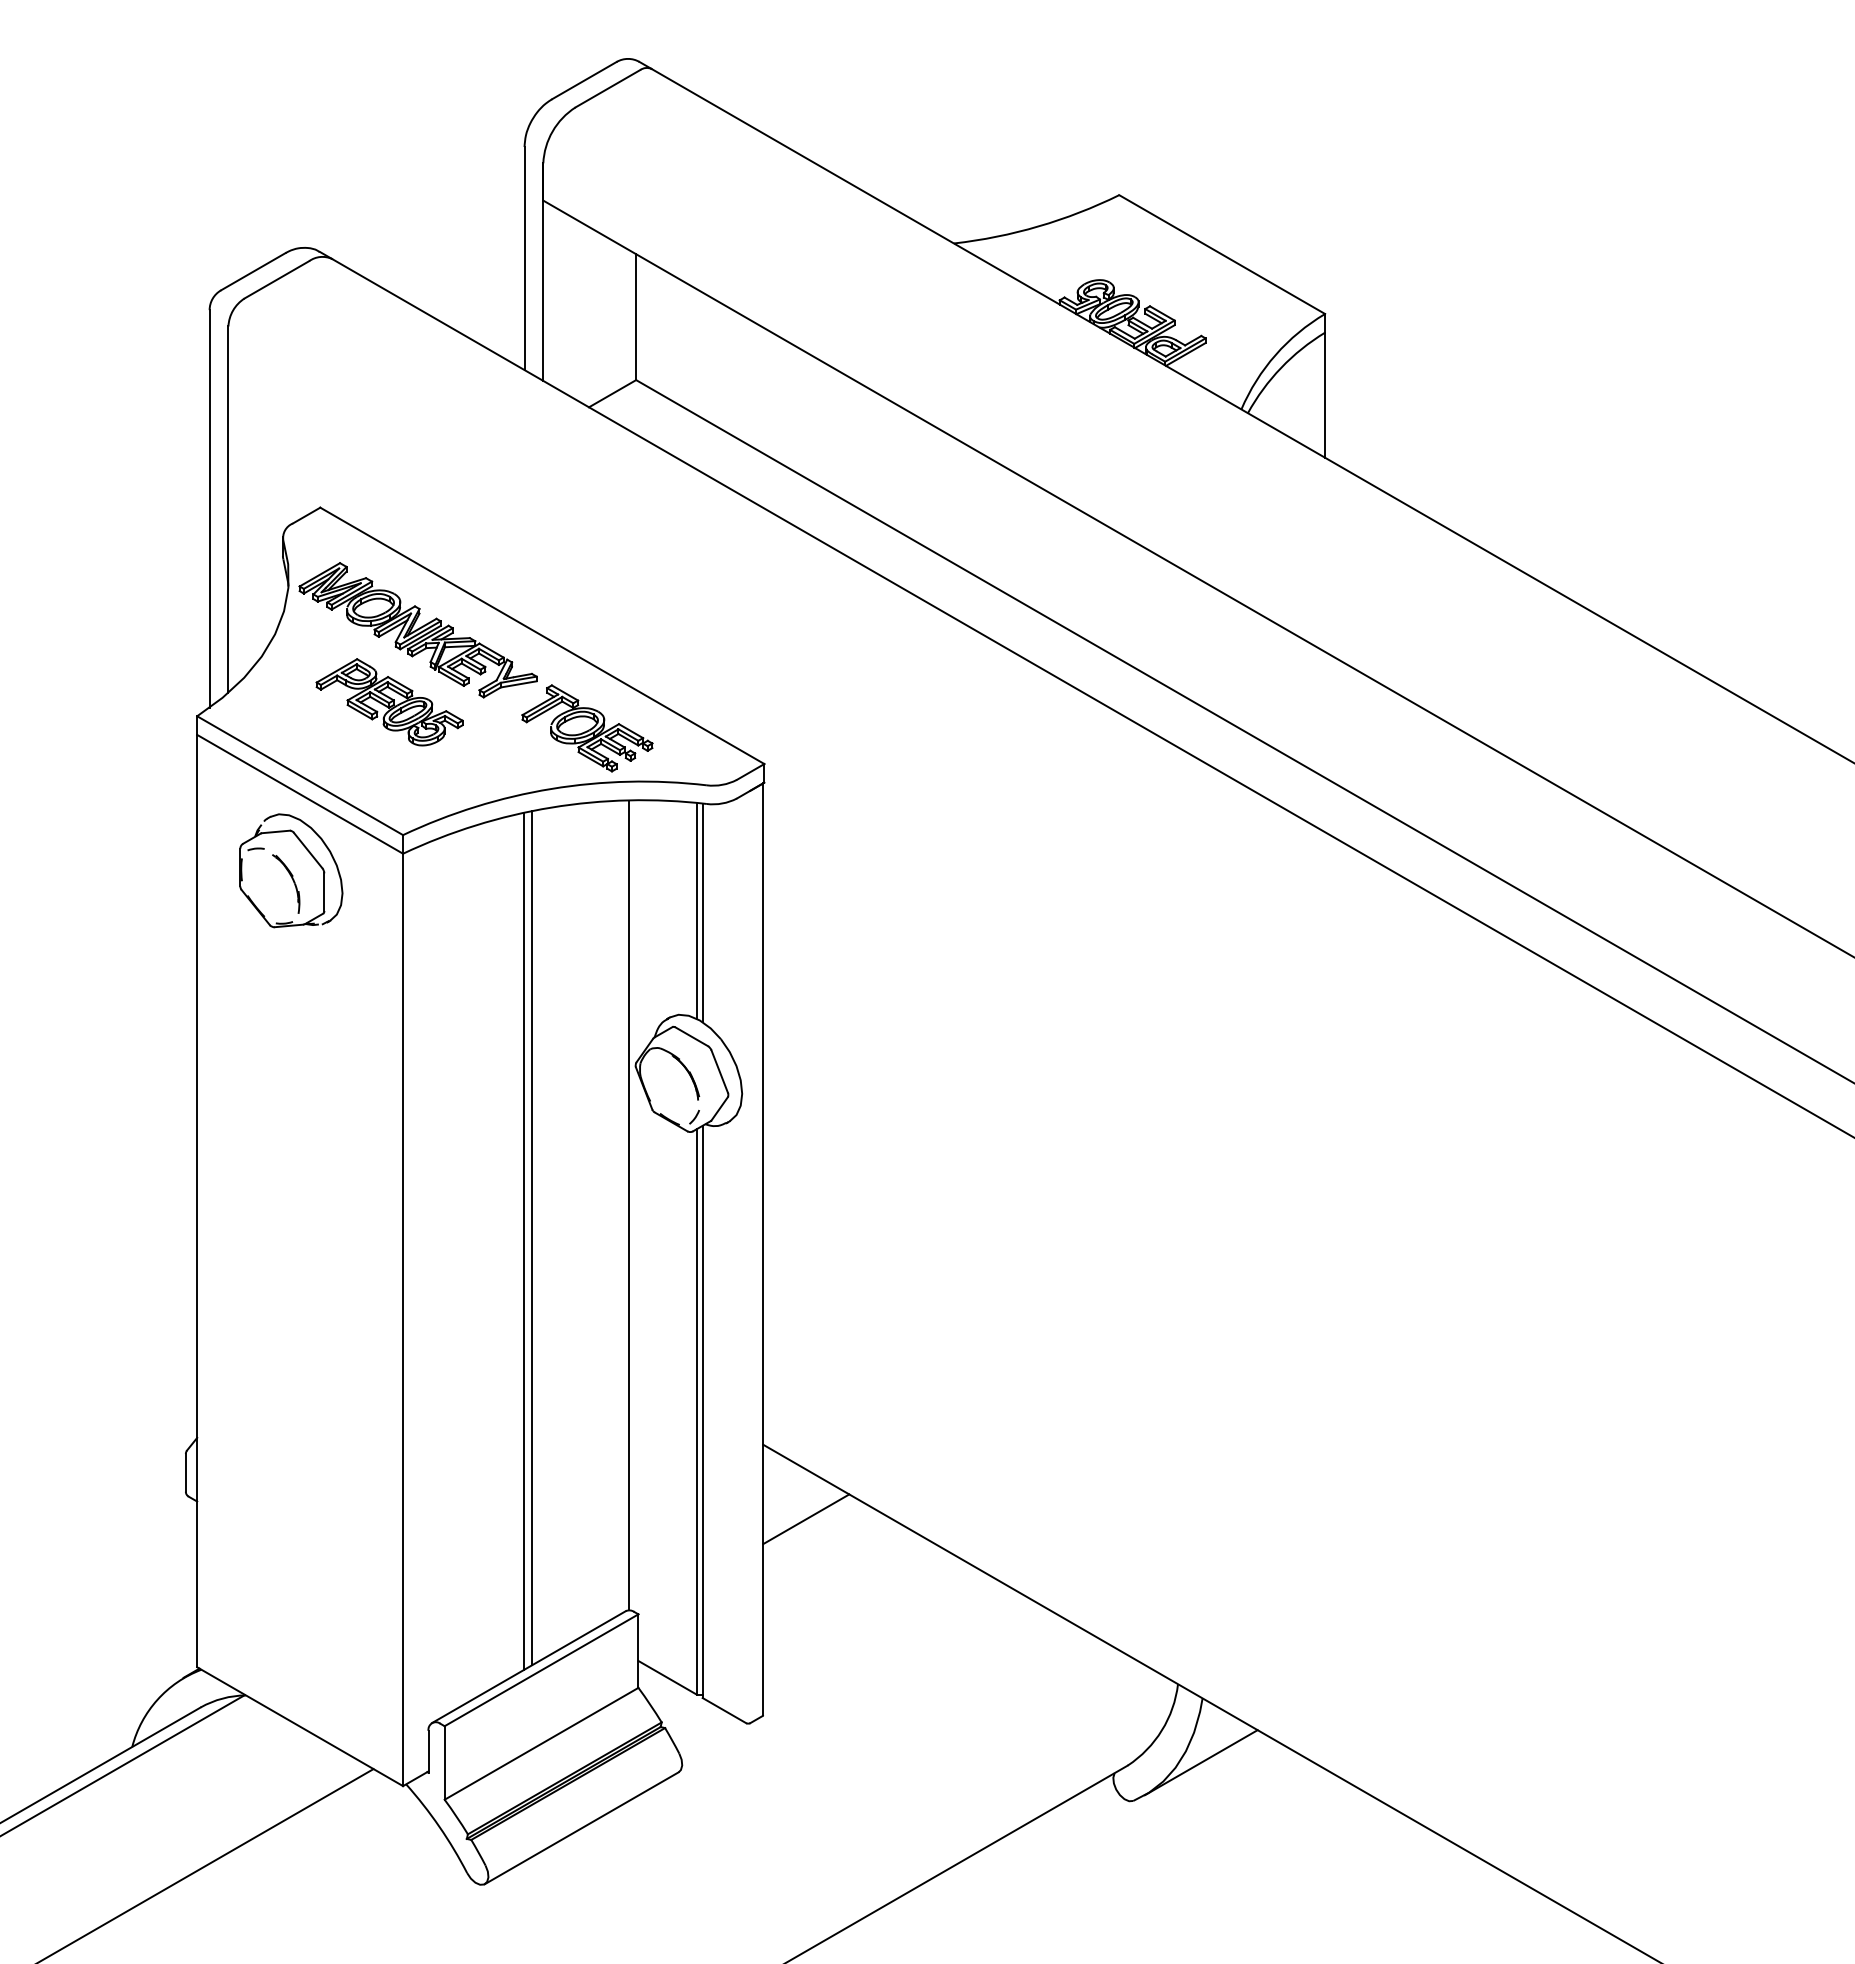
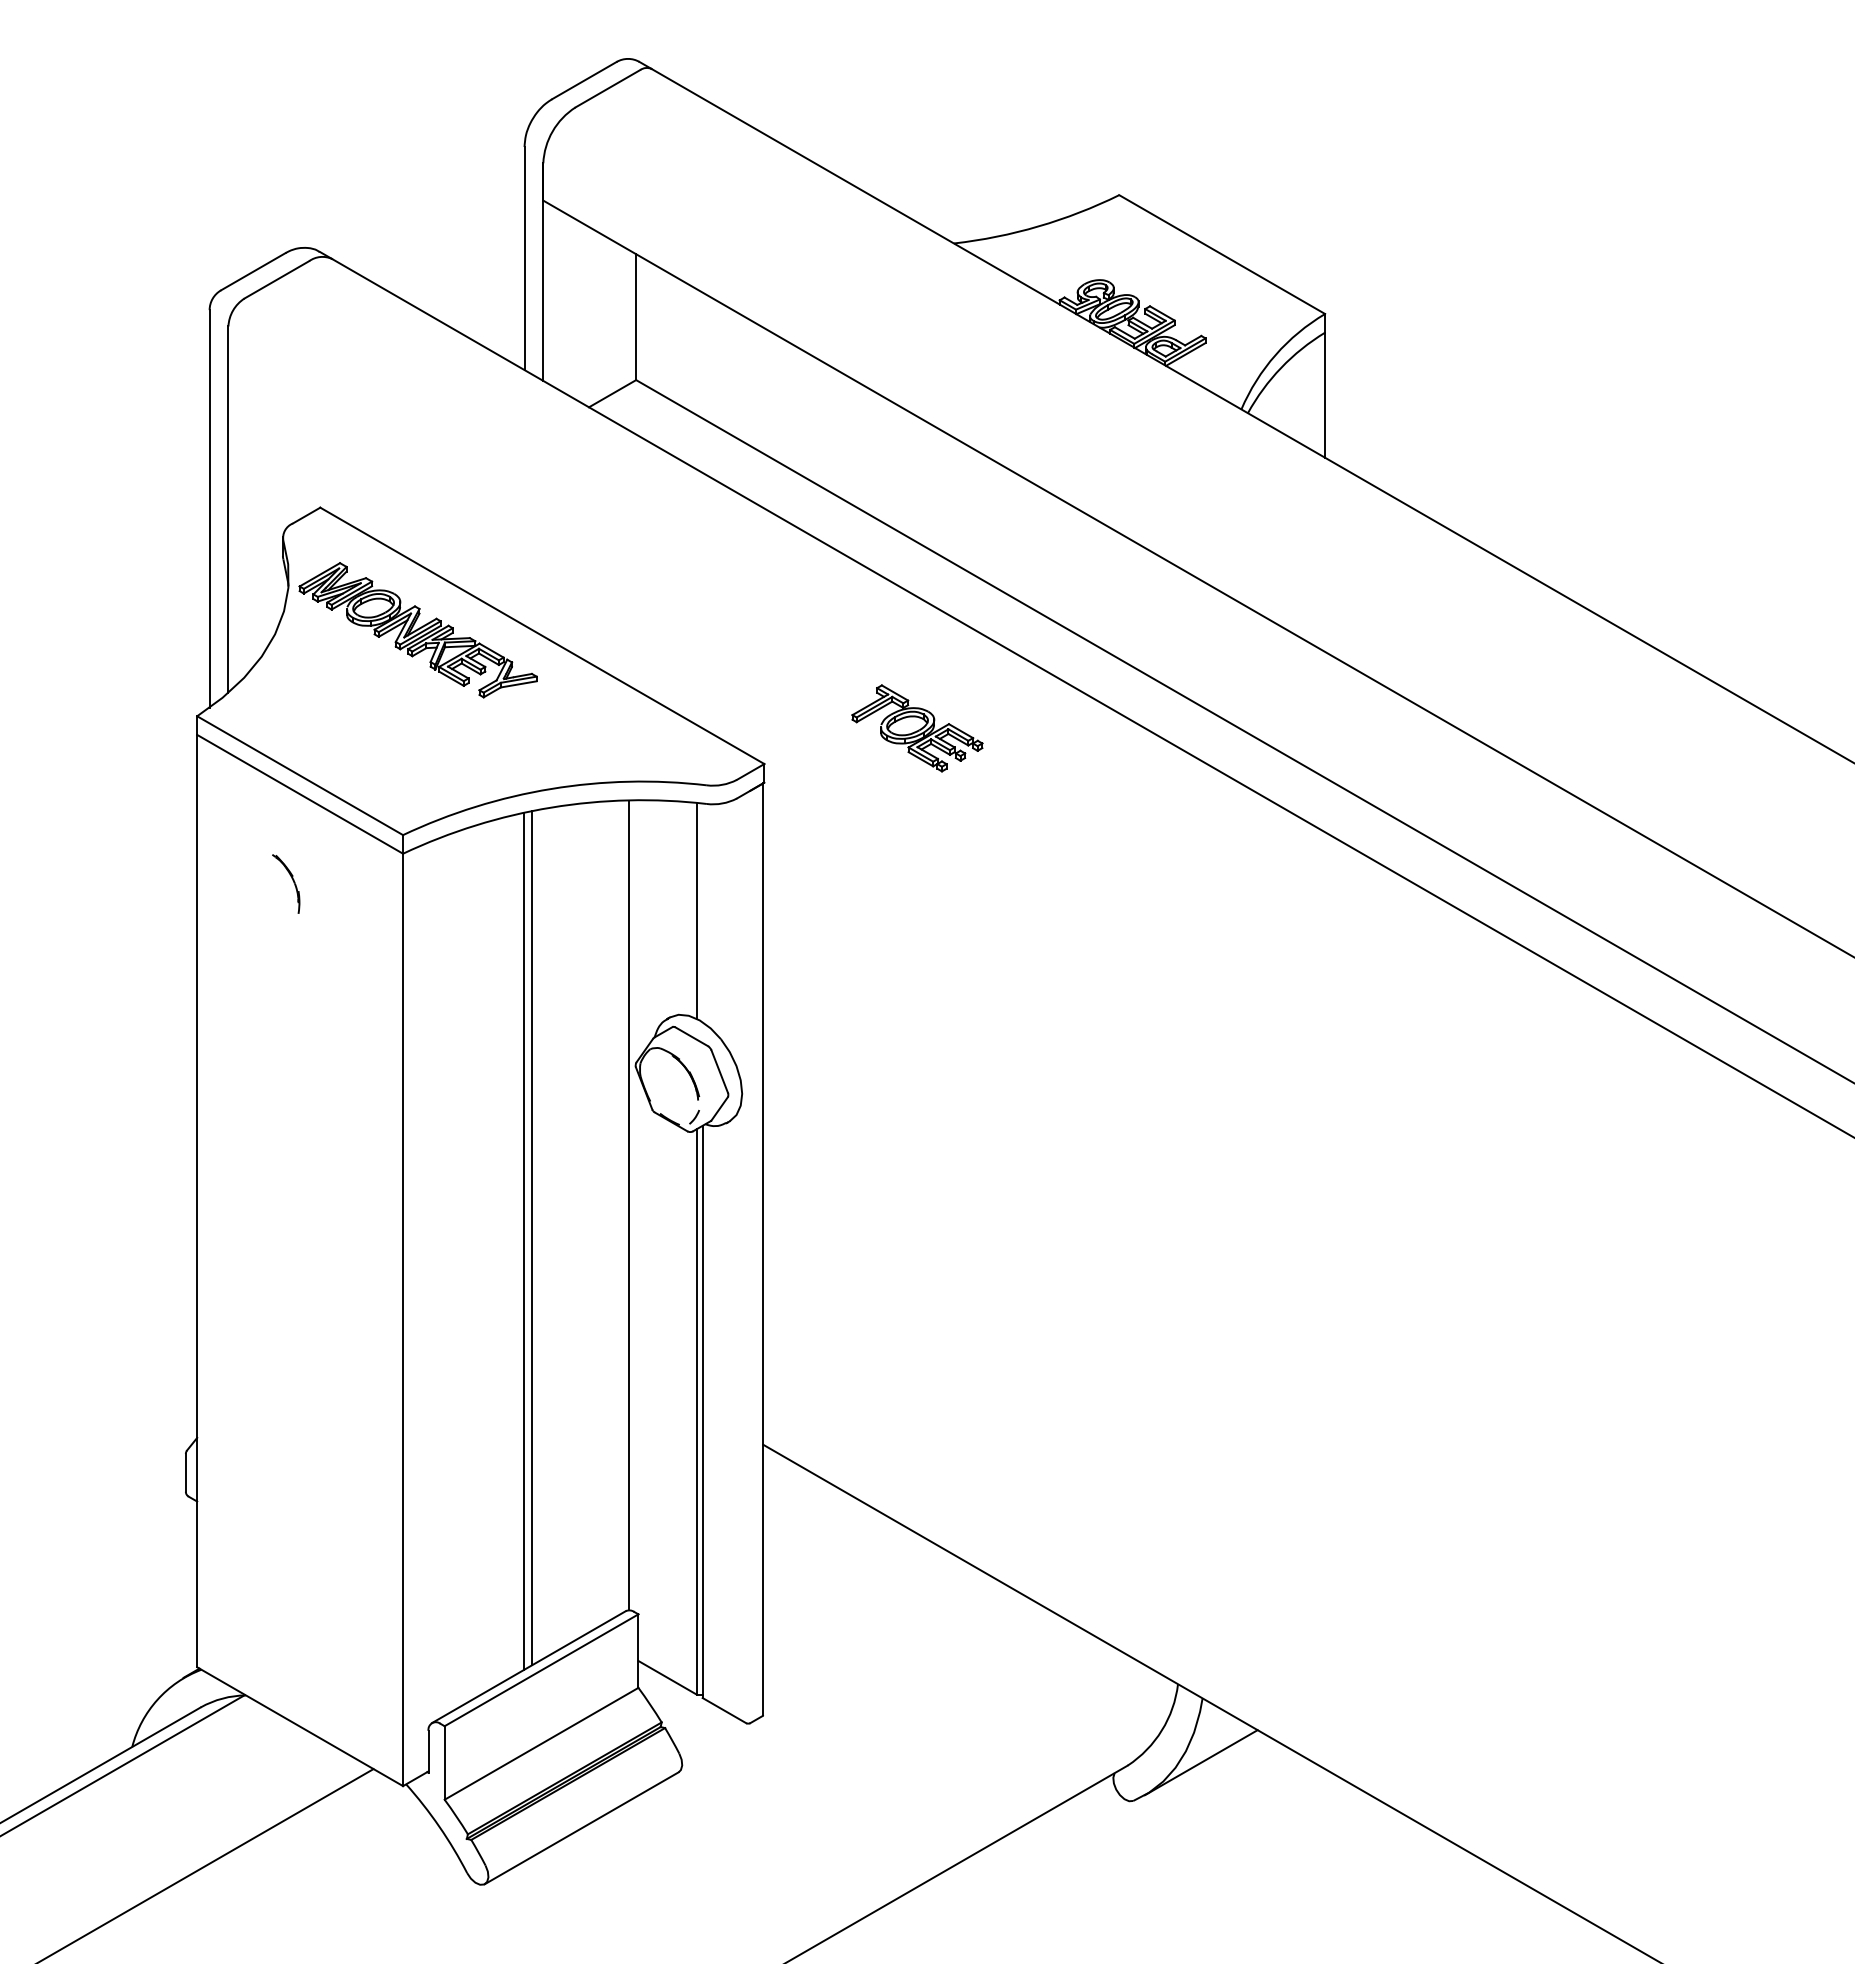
part: present -> none (389, 702)
part position: (587, 728) -> (917, 728) (917, 728)
part: present -> none (291, 870)
line: present -> none (702, 912)
line: present -> none (806, 1519)
